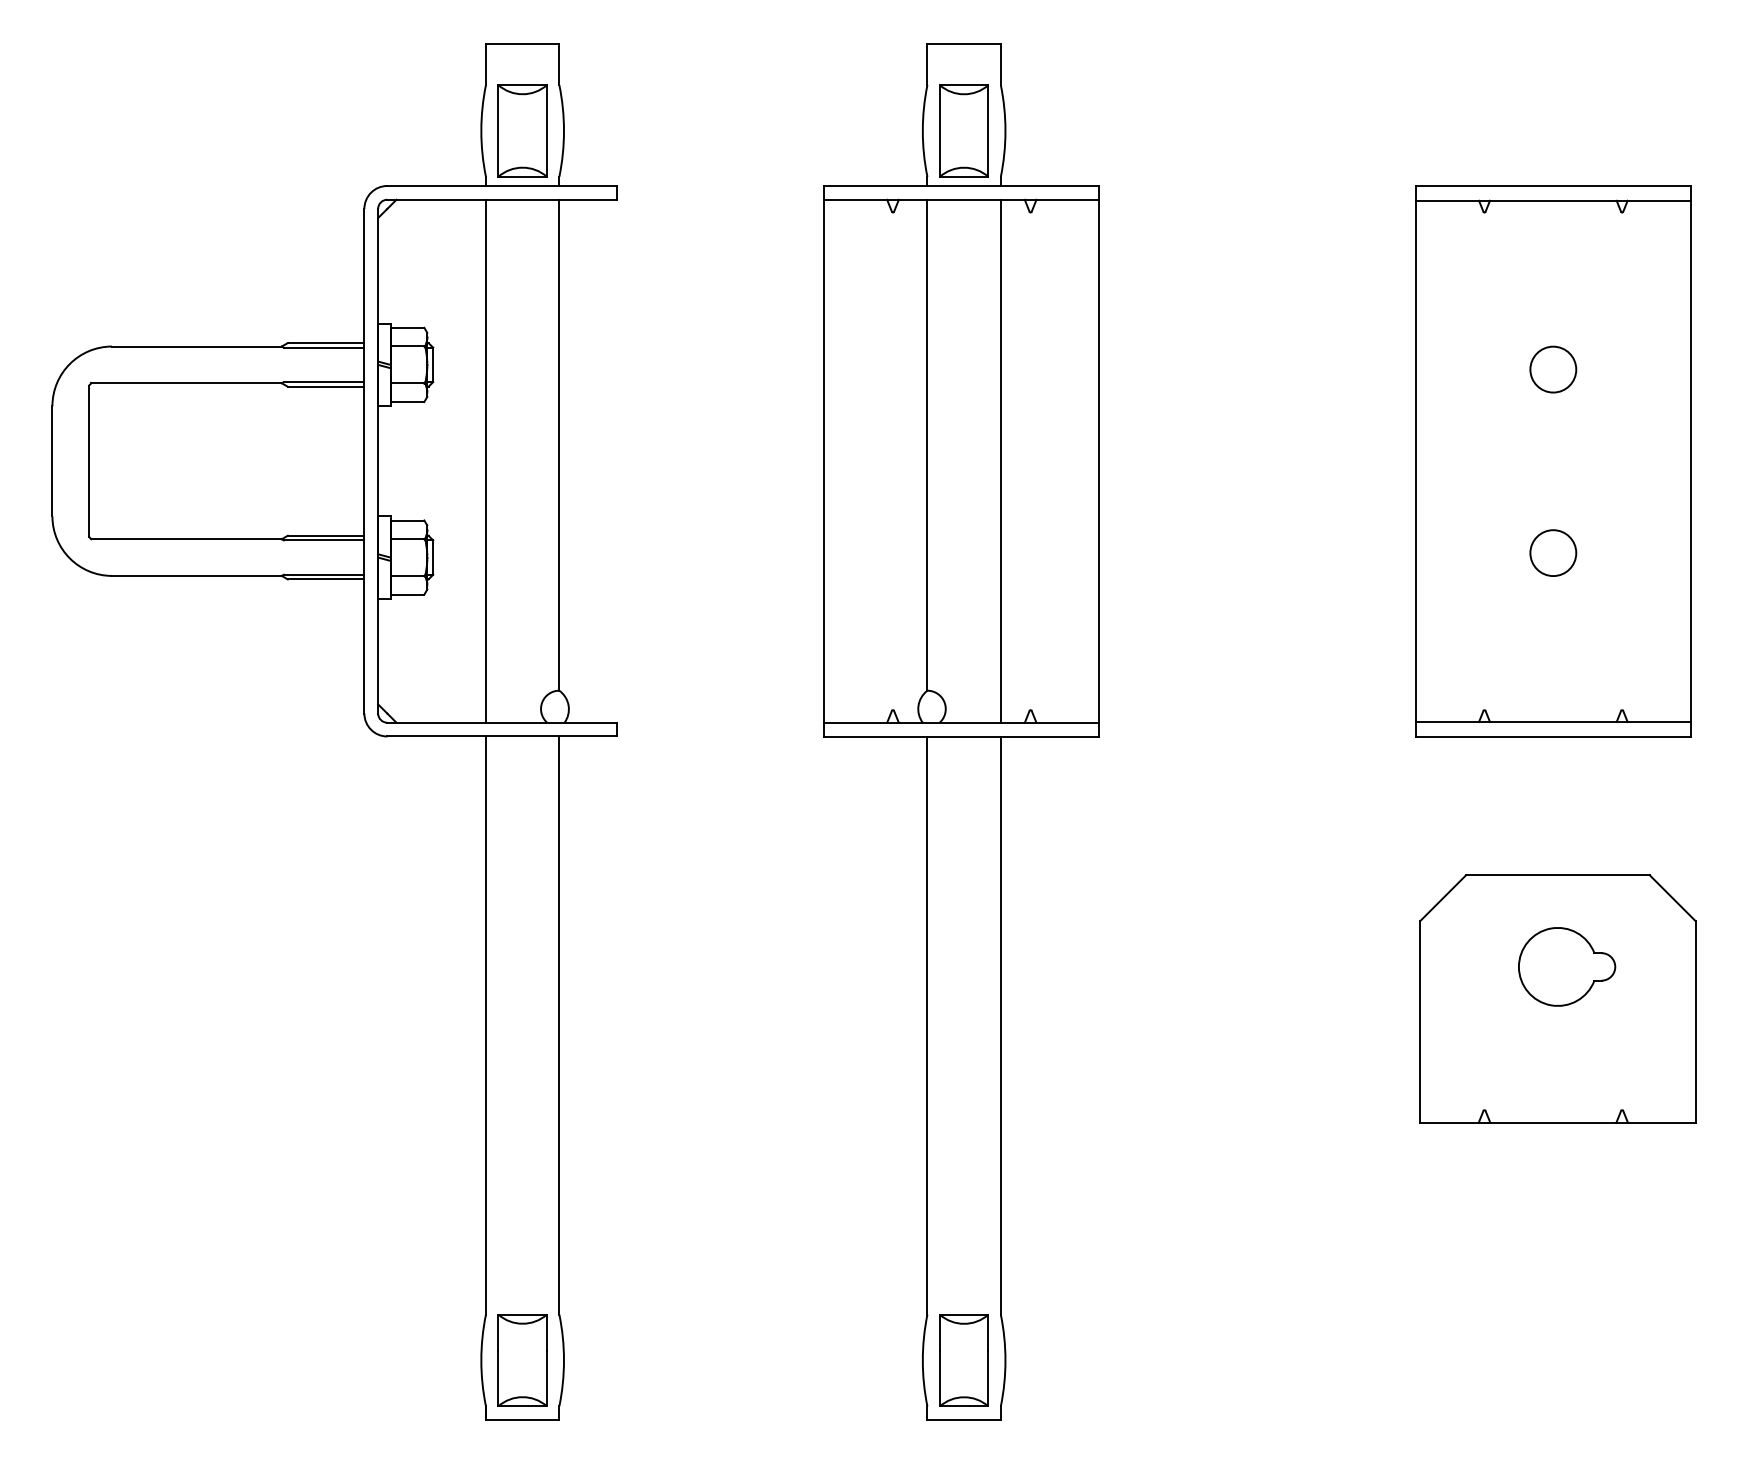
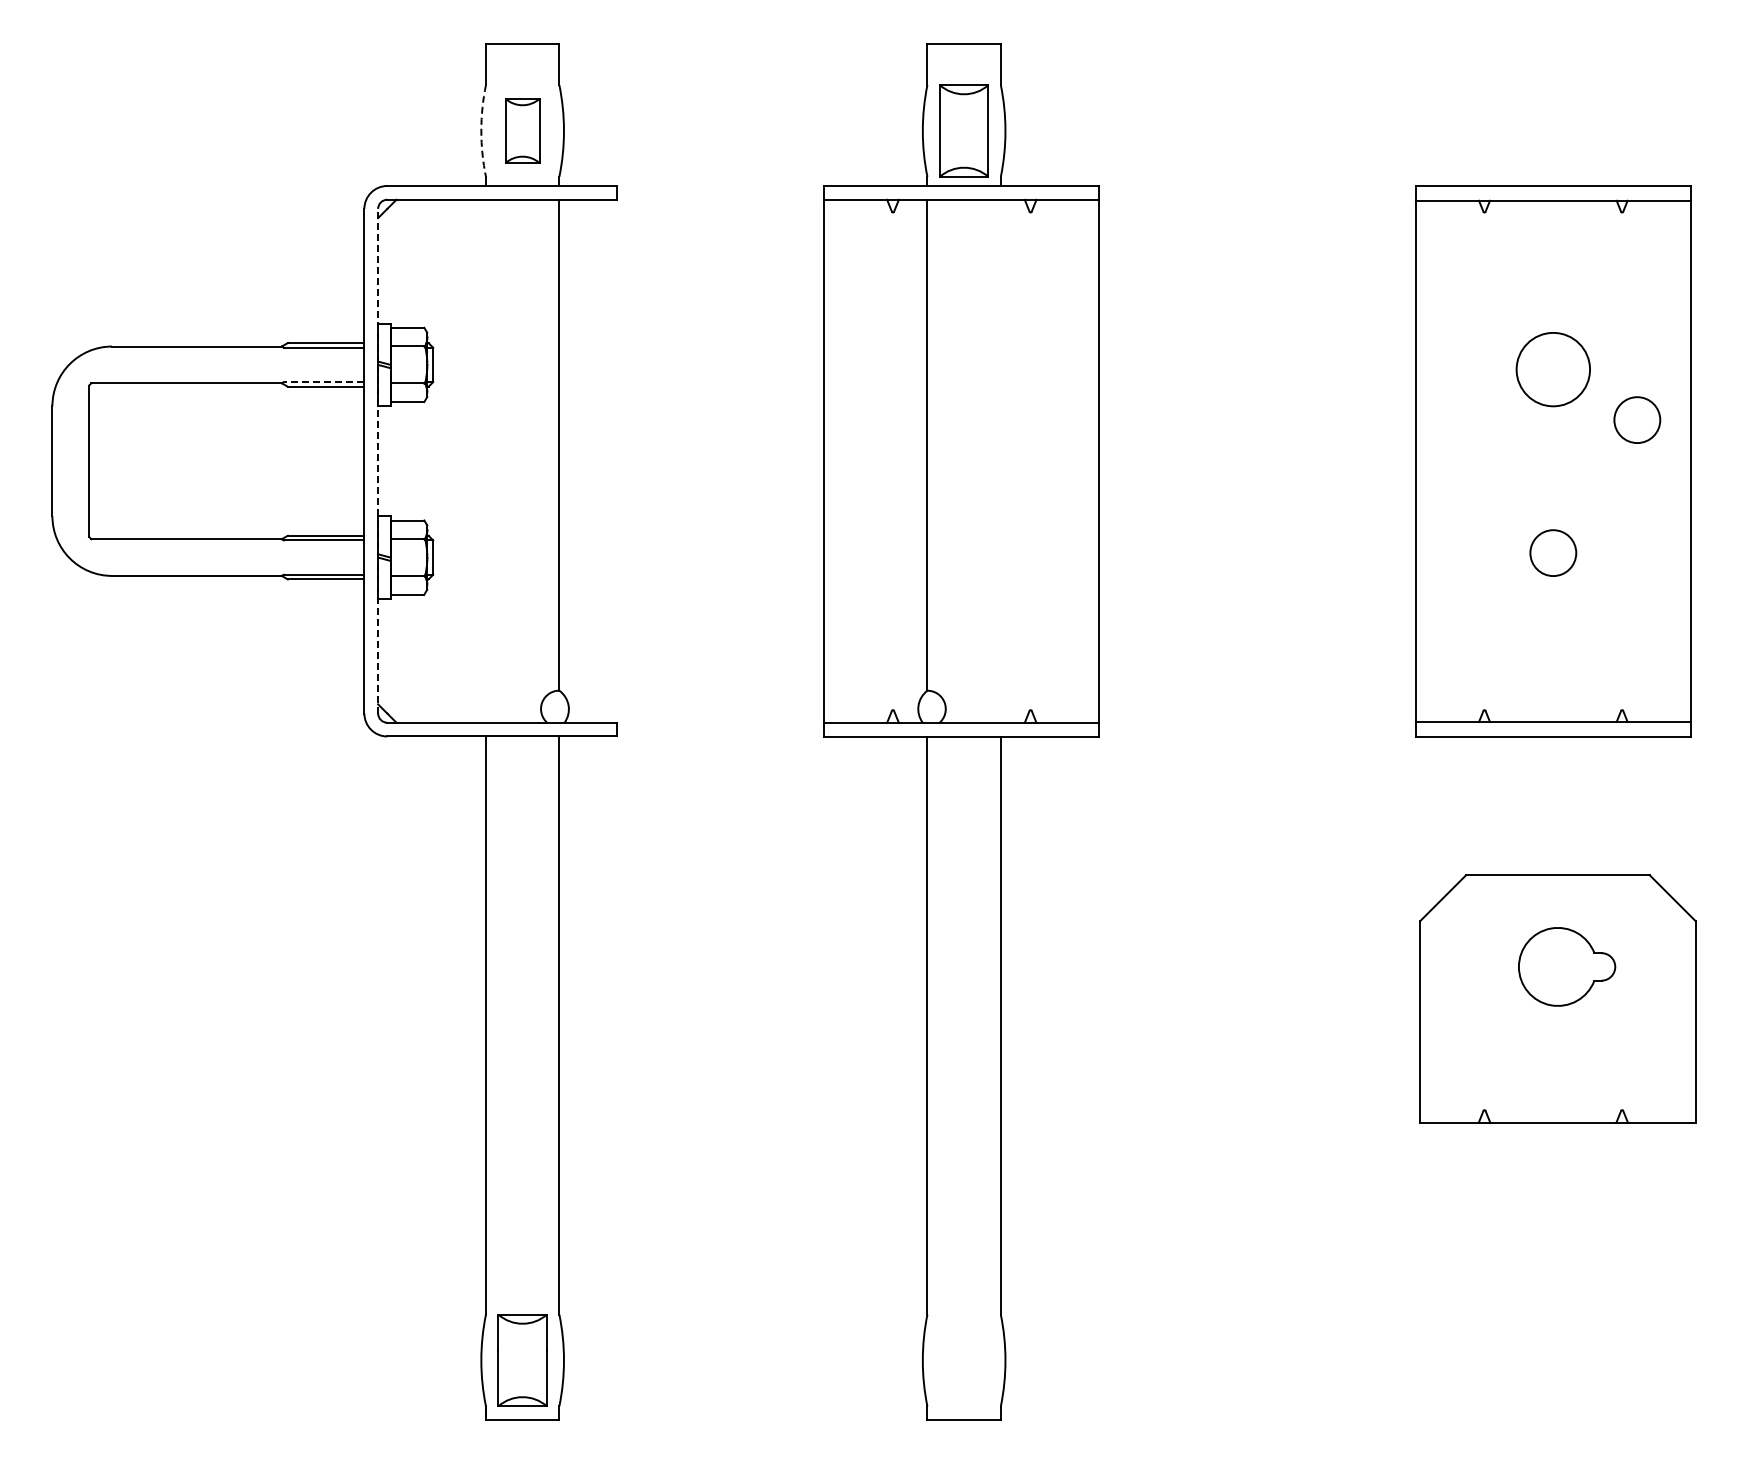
arc: solid -> dashed (481, 130)
part size: 51x94 px -> 36x66 px (522, 130)
circle diameter: 46 px -> 73 px (1553, 369)
line: solid -> dashed (323, 382)
circle: none -> present (1637, 419)
line: solid -> dashed (378, 460)
line: present -> none (485, 460)
line: present -> none (1000, 460)
part: present -> none (963, 1360)
